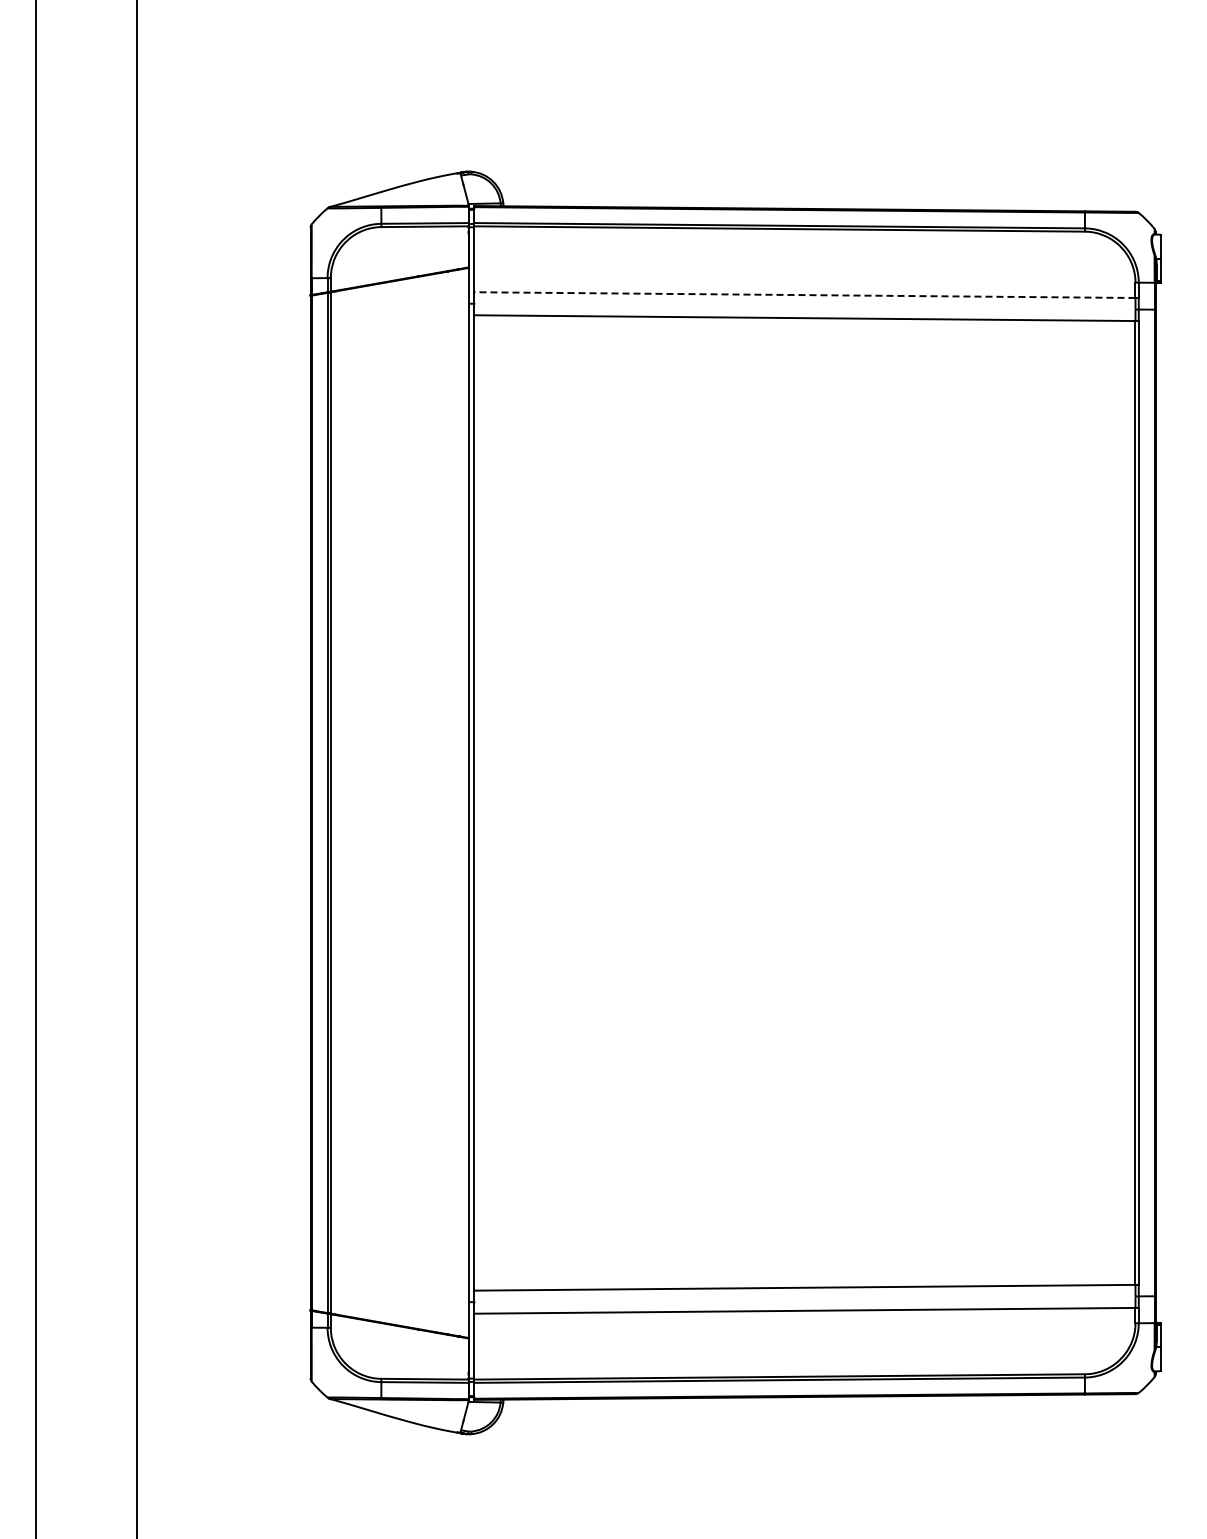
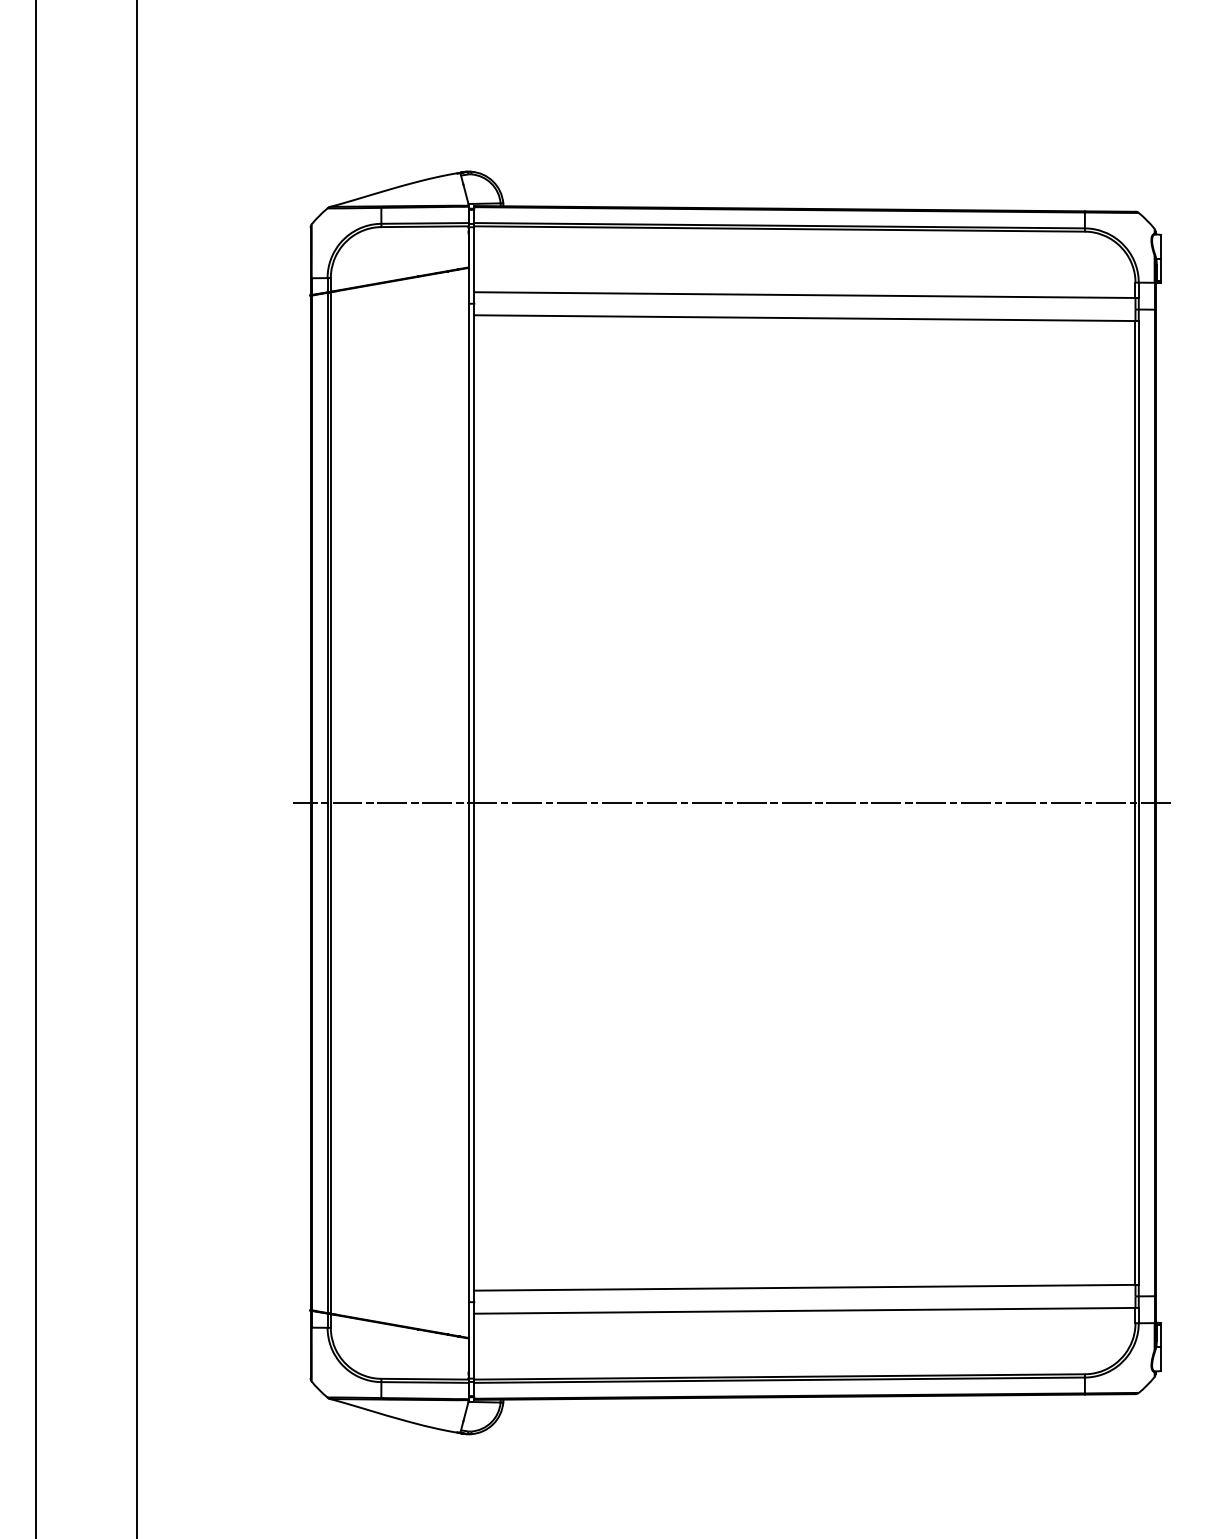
line: dashed -> solid (804, 295)
line: none -> present (731, 802)
